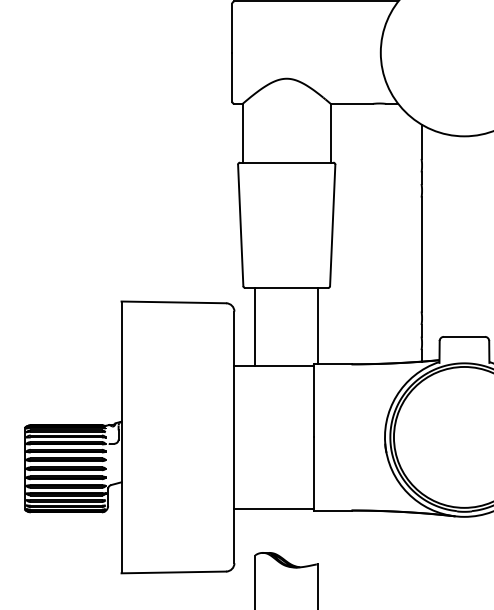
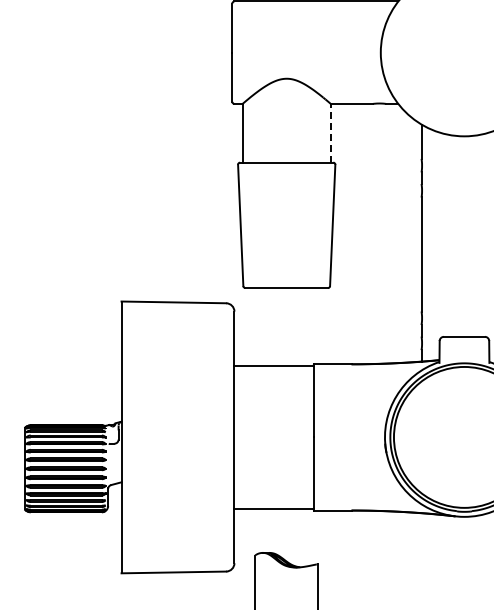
line: solid -> dashed (330, 132)
line: present -> none (255, 326)
line: present -> none (318, 326)
